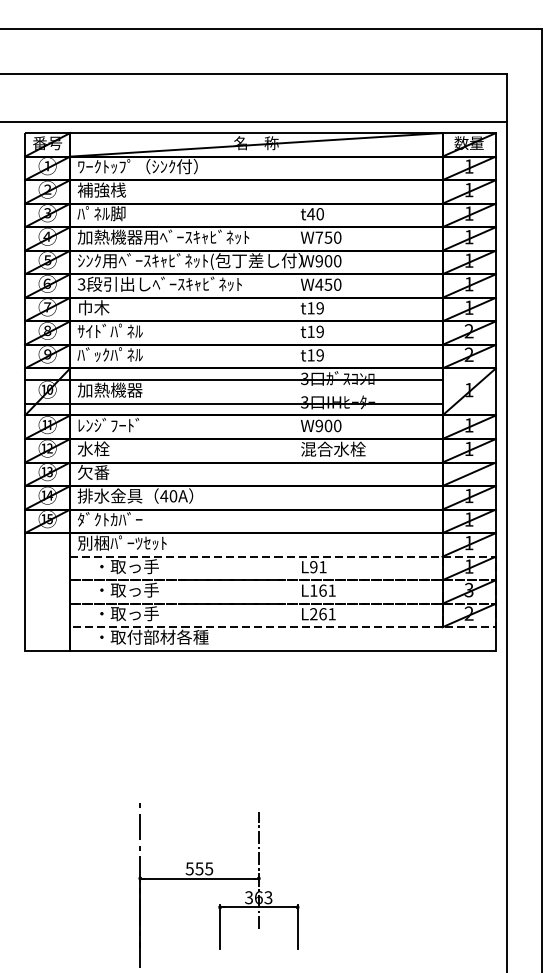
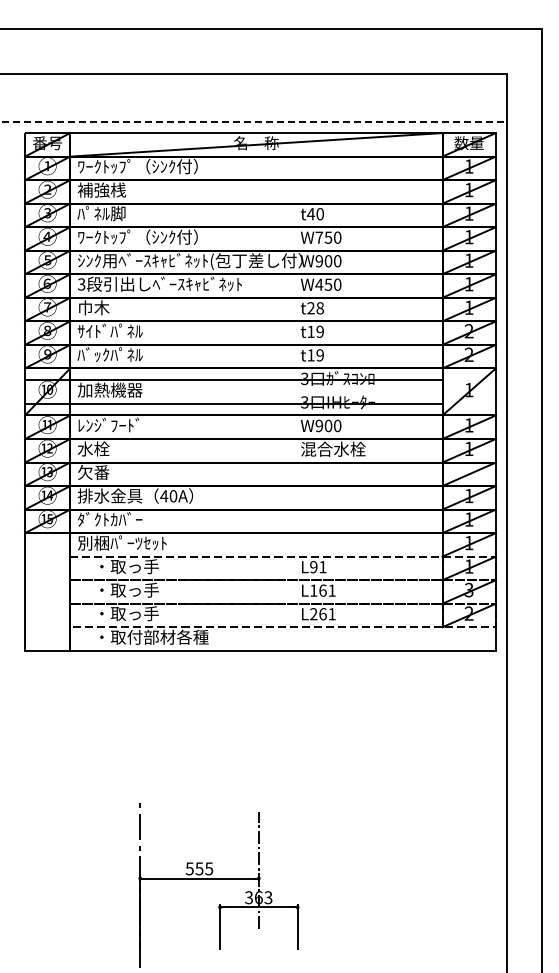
line: solid -> dashed (254, 122)
text: 加熱機器用ﾍﾞｰｽｷｬﾋﾞﾈｯﾄ -> ﾜｰｸﾄｯﾌﾟ（ｼﾝｸ付） (163, 236)
text: t19 -> t28 (315, 308)
